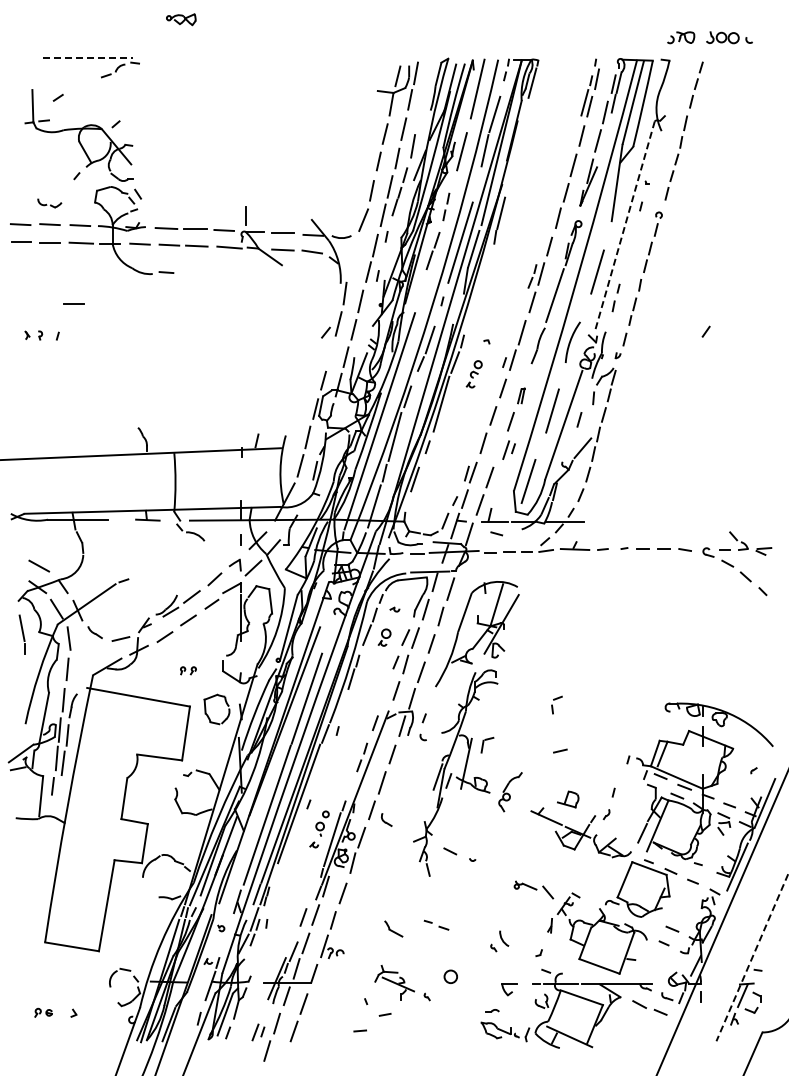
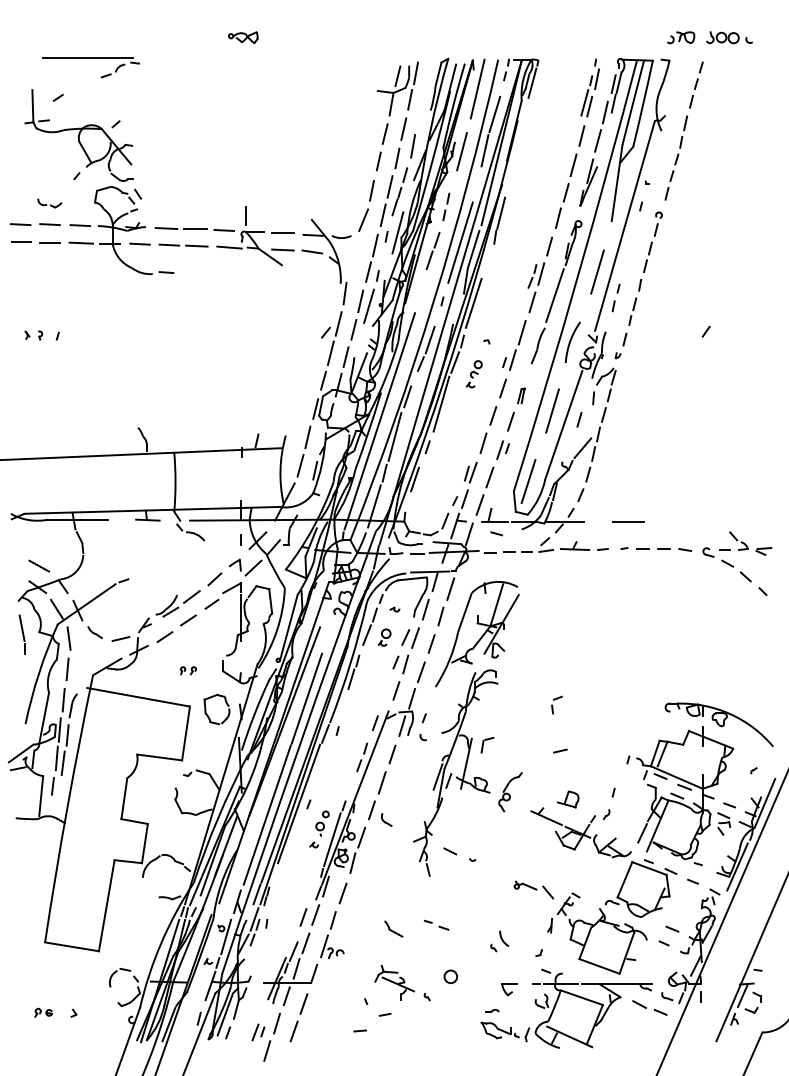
part position: (181, 19) -> (243, 37) (243, 37)
line: dashed -> solid (88, 57)
line: dashed -> solid (624, 226)
line: none -> present (397, 232)
line: none -> present (473, 302)
line: present -> none (73, 303)
line: none -> present (368, 305)
line: none -> present (330, 353)
part position: (508, 449) -> (502, 449) (502, 449)
line: none -> present (628, 521)
line: none -> present (226, 936)
line: dashed -> solid (752, 957)
